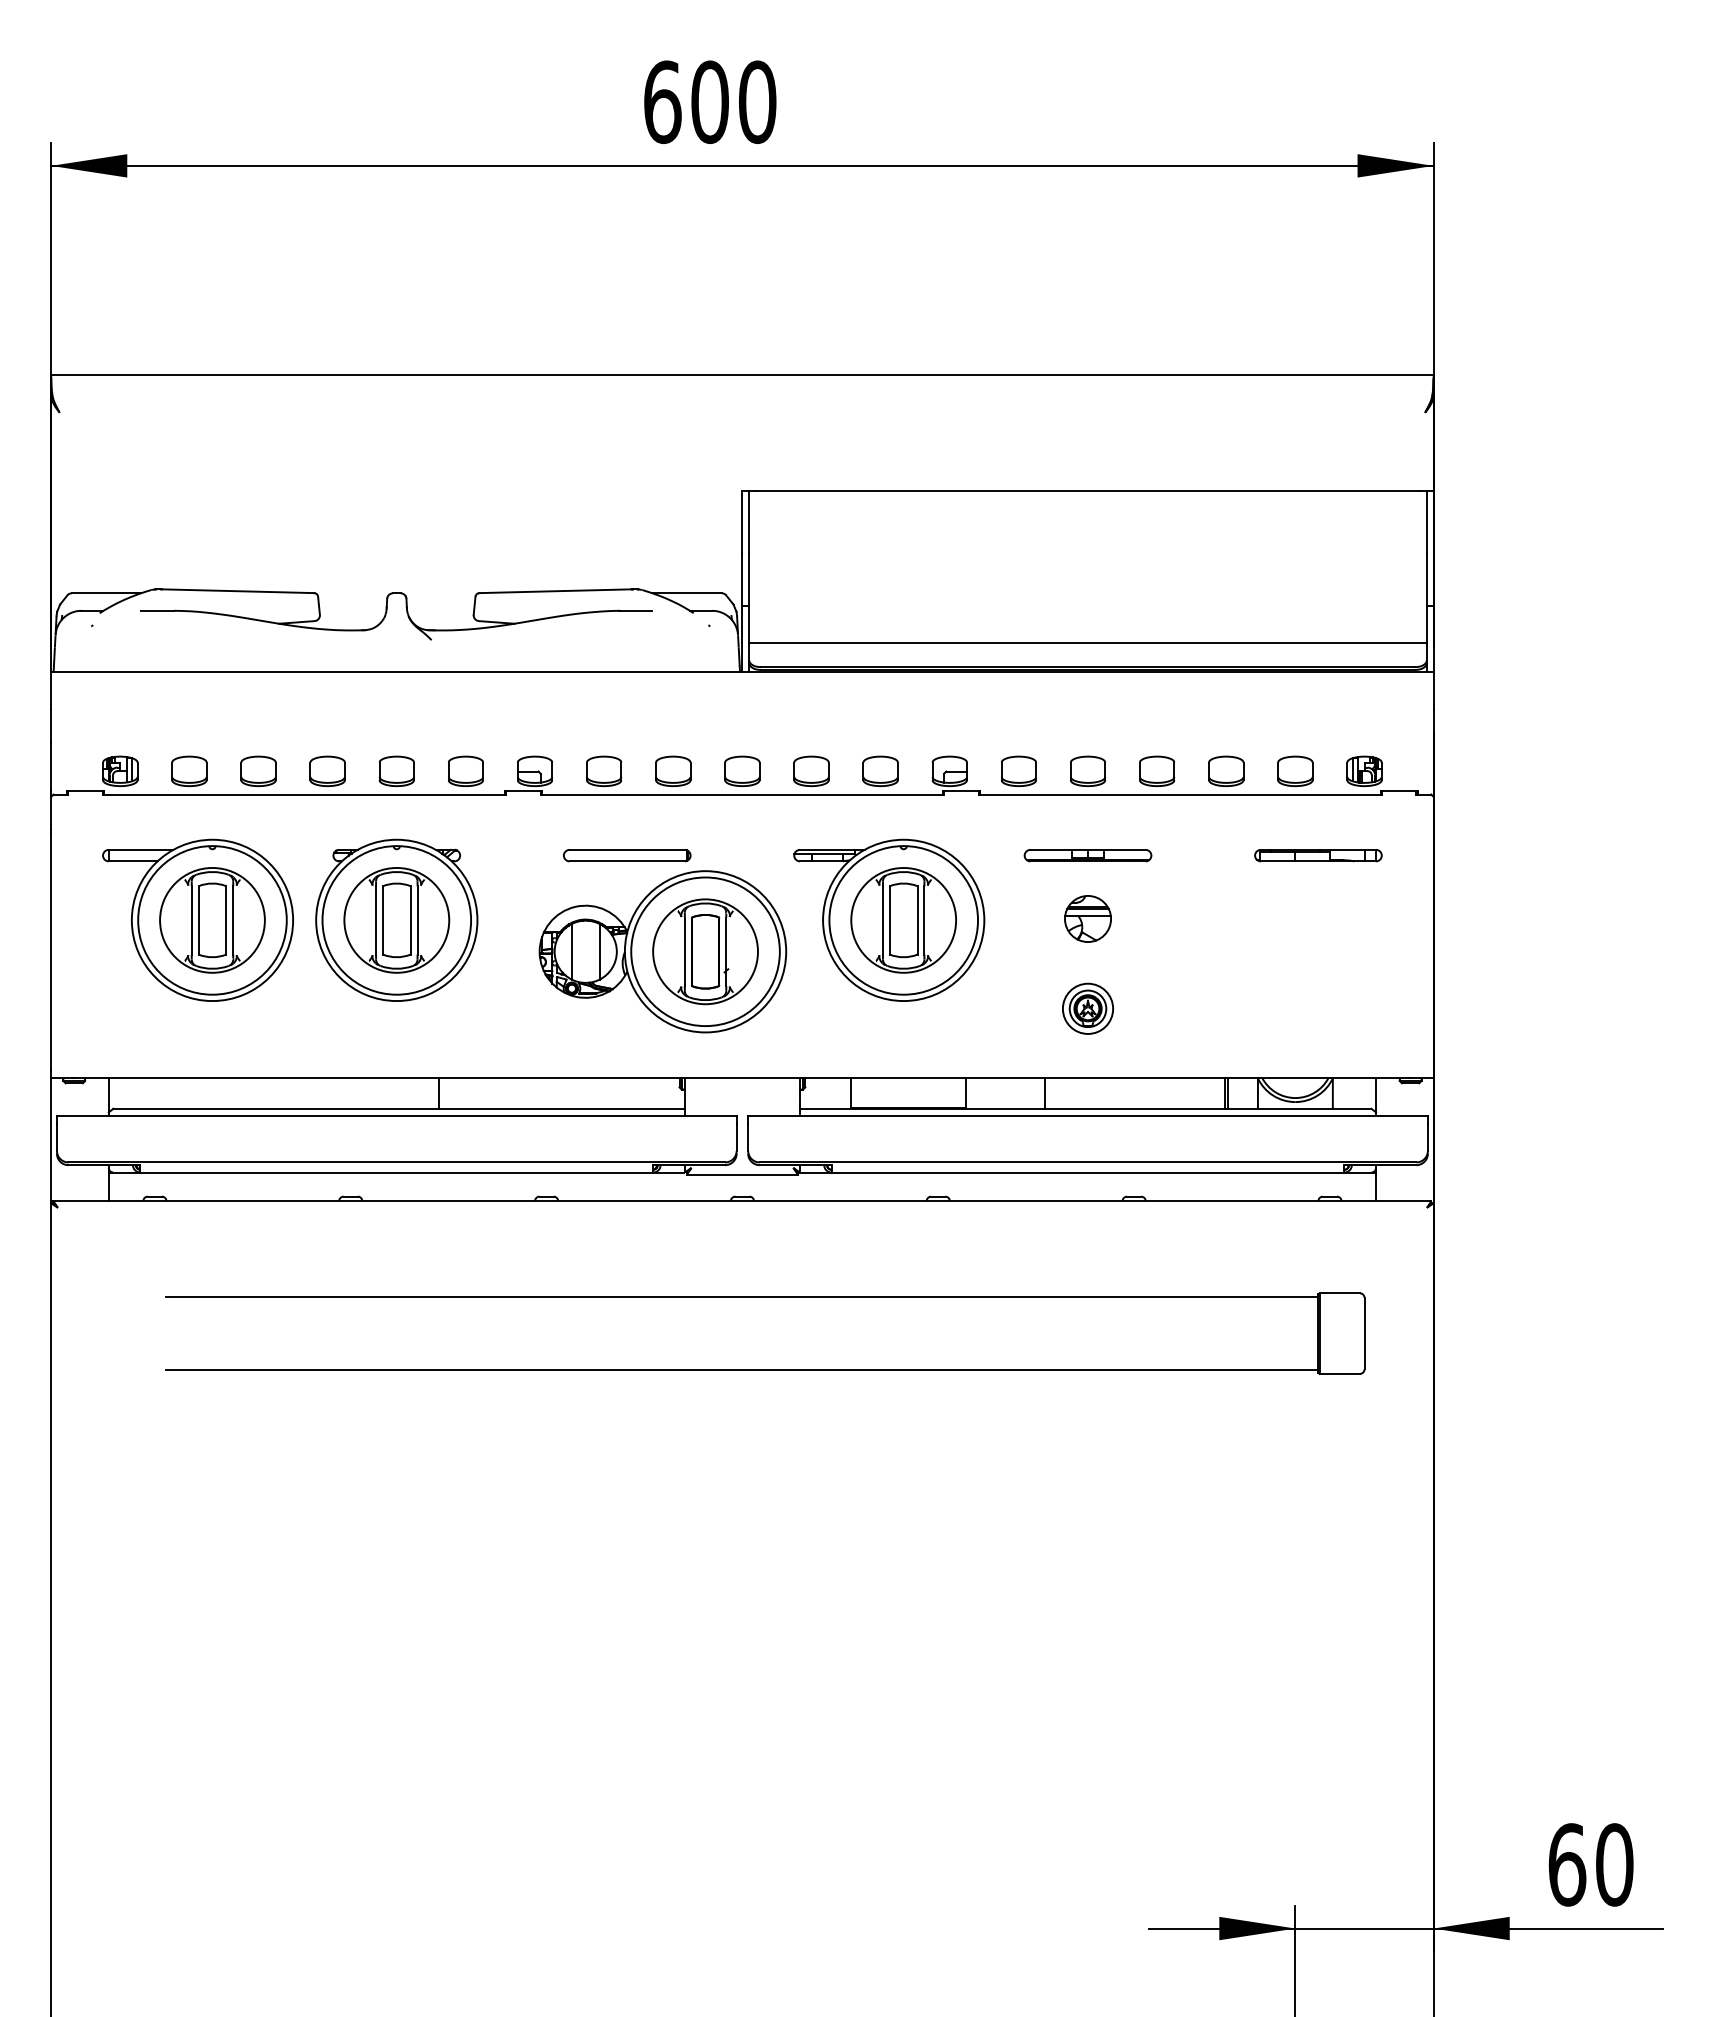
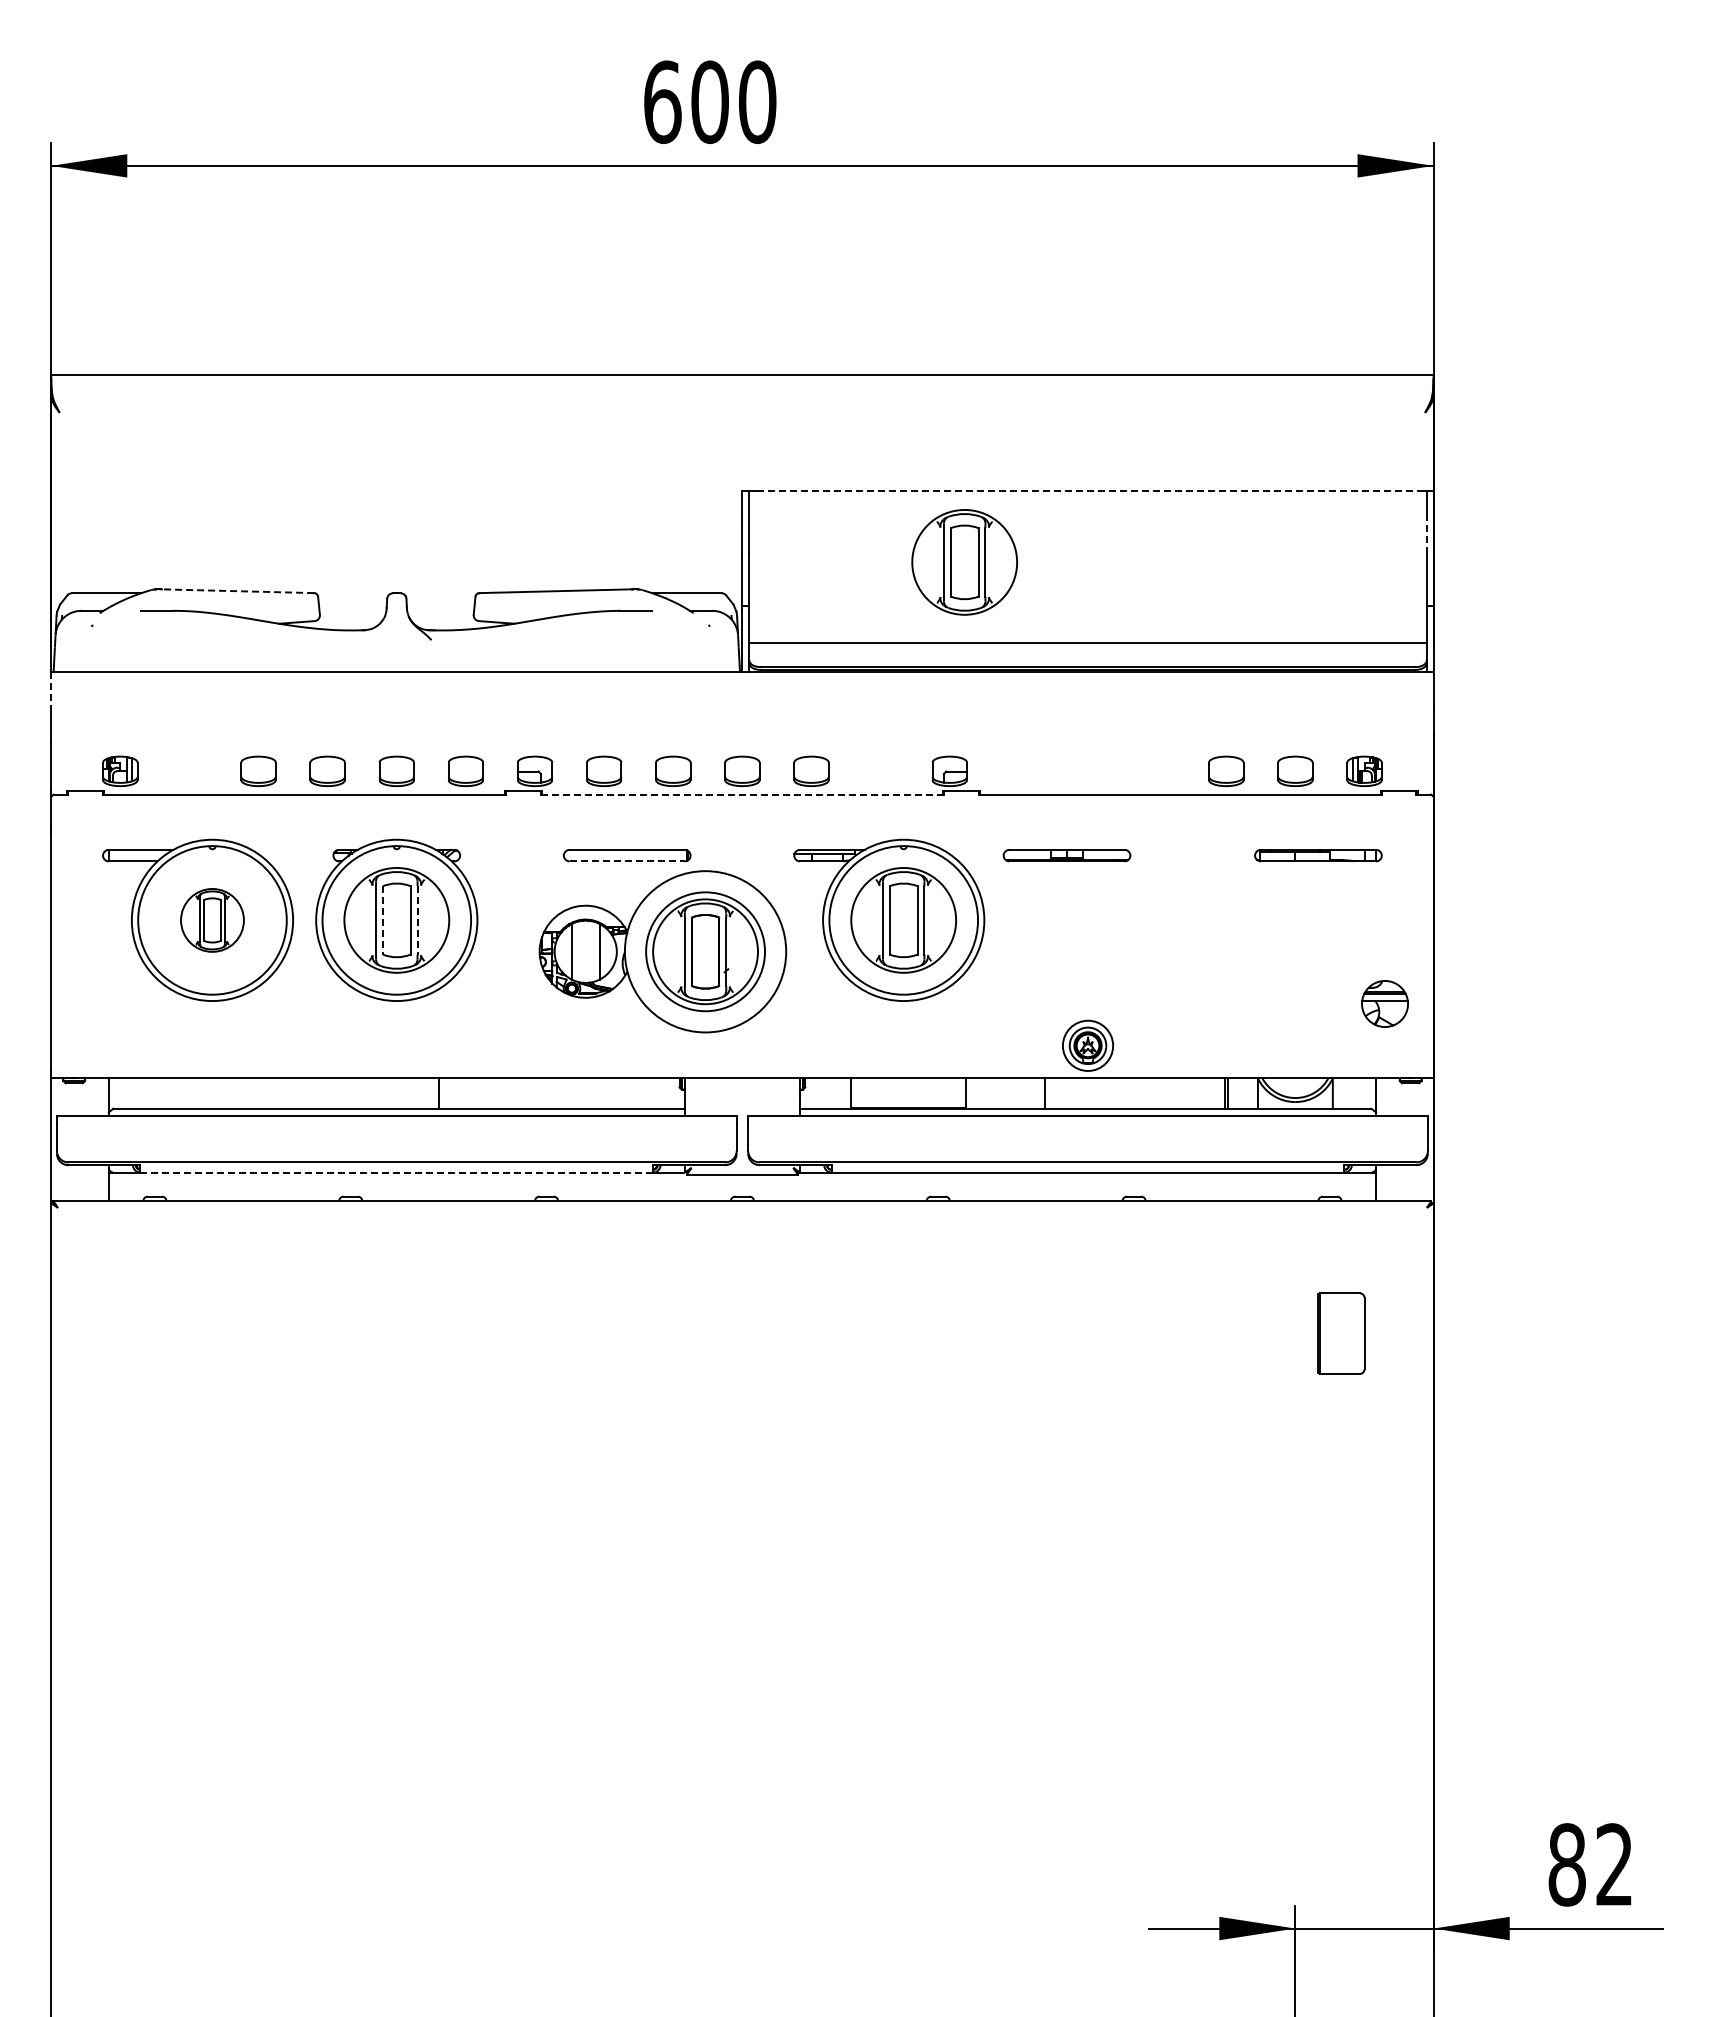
line: solid -> dashed (1088, 490)
line: solid -> dashed (1426, 536)
part: none -> present (964, 562)
line: solid -> dashed (237, 591)
line: solid -> dashed (51, 690)
part: present -> none (189, 770)
part: present -> none (880, 770)
part: present -> none (1018, 770)
part: present -> none (1087, 770)
part: present -> none (1157, 770)
line: solid -> dashed (742, 794)
part position: (1087, 855) -> (1066, 855) (1066, 855)
line: solid -> dashed (627, 861)
part position: (1087, 918) -> (1384, 1003) (1384, 1003)
part size: 107x107 px -> 65x65 px (212, 920)
line: solid -> dashed (382, 920)
line: solid -> dashed (417, 920)
circle diameter: 149 px -> 119 px (705, 951)
part position: (1087, 1008) -> (1087, 1045) (1087, 1045)
line: solid -> dashed (397, 1172)
line: present -> none (742, 1297)
line: present -> none (742, 1370)
text: 60 -> 82 (1590, 1864)
